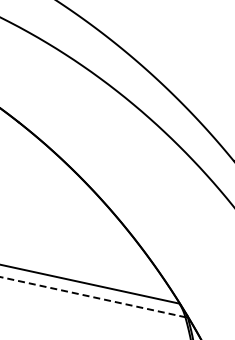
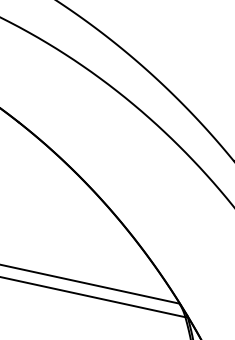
line: dashed -> solid (92, 297)
